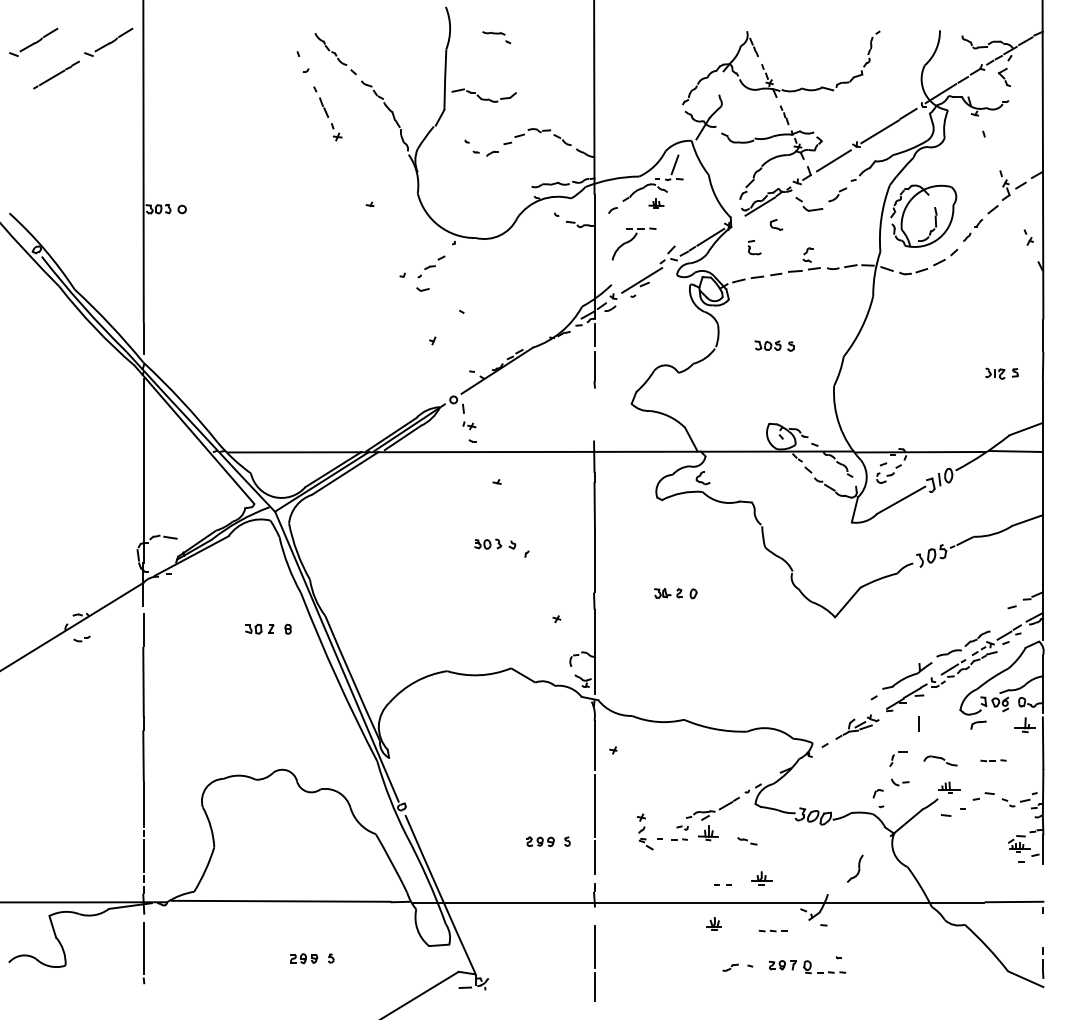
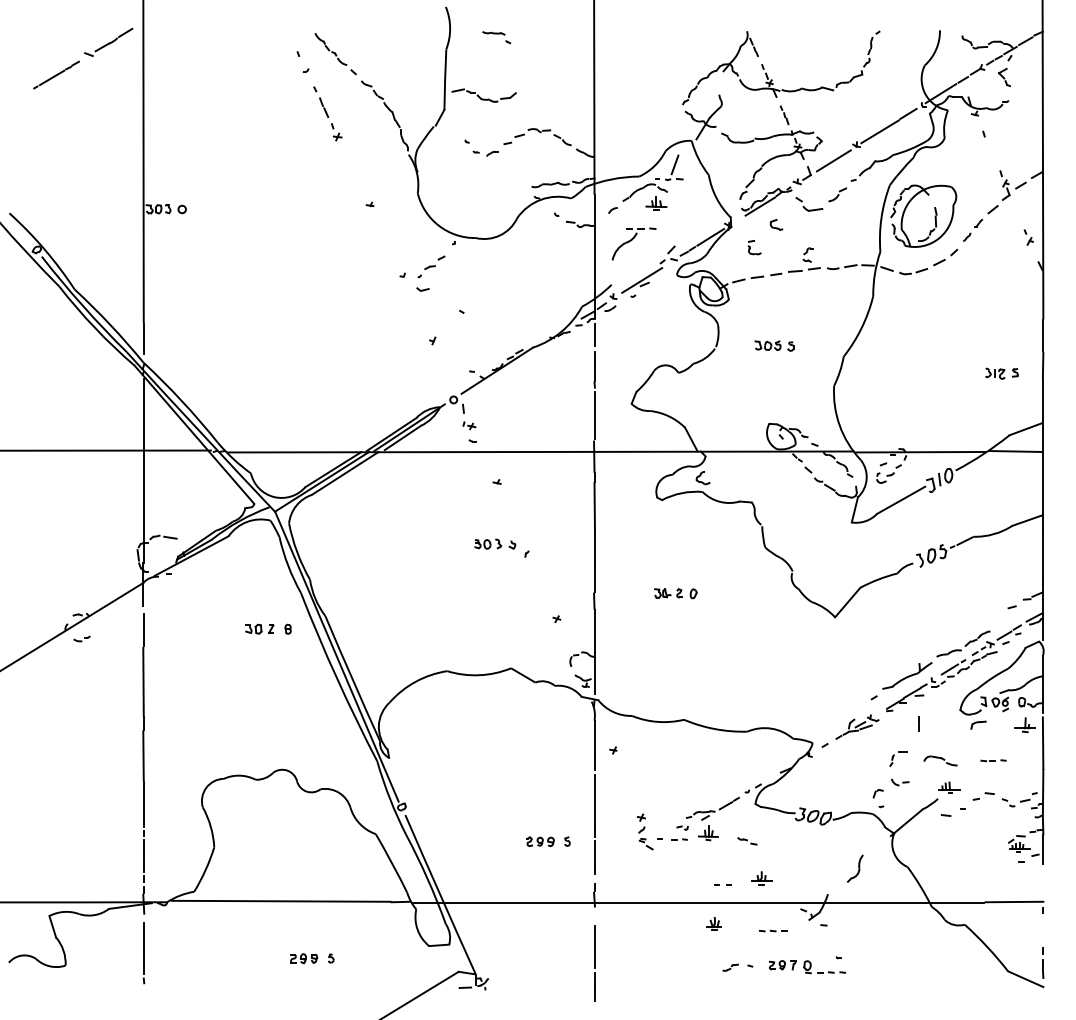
part: present -> none (33, 41)
part size: 17x11 px -> 23x15 px (656, 203)
line: none -> present (594, 414)
line: none -> present (106, 450)
